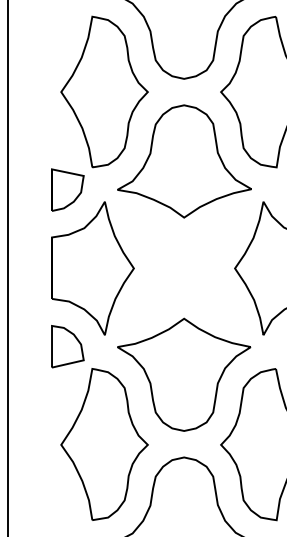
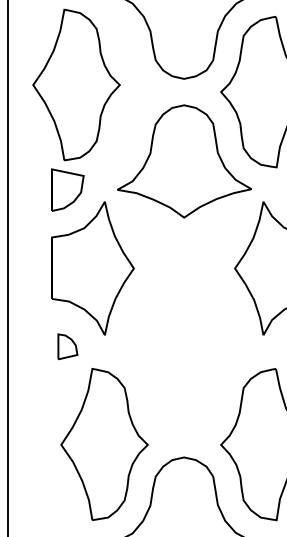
part position: (104, 91) -> (76, 84) (76, 84)
part size: 34x44 px -> 22x27 px (67, 346)
part: present -> none (184, 374)
